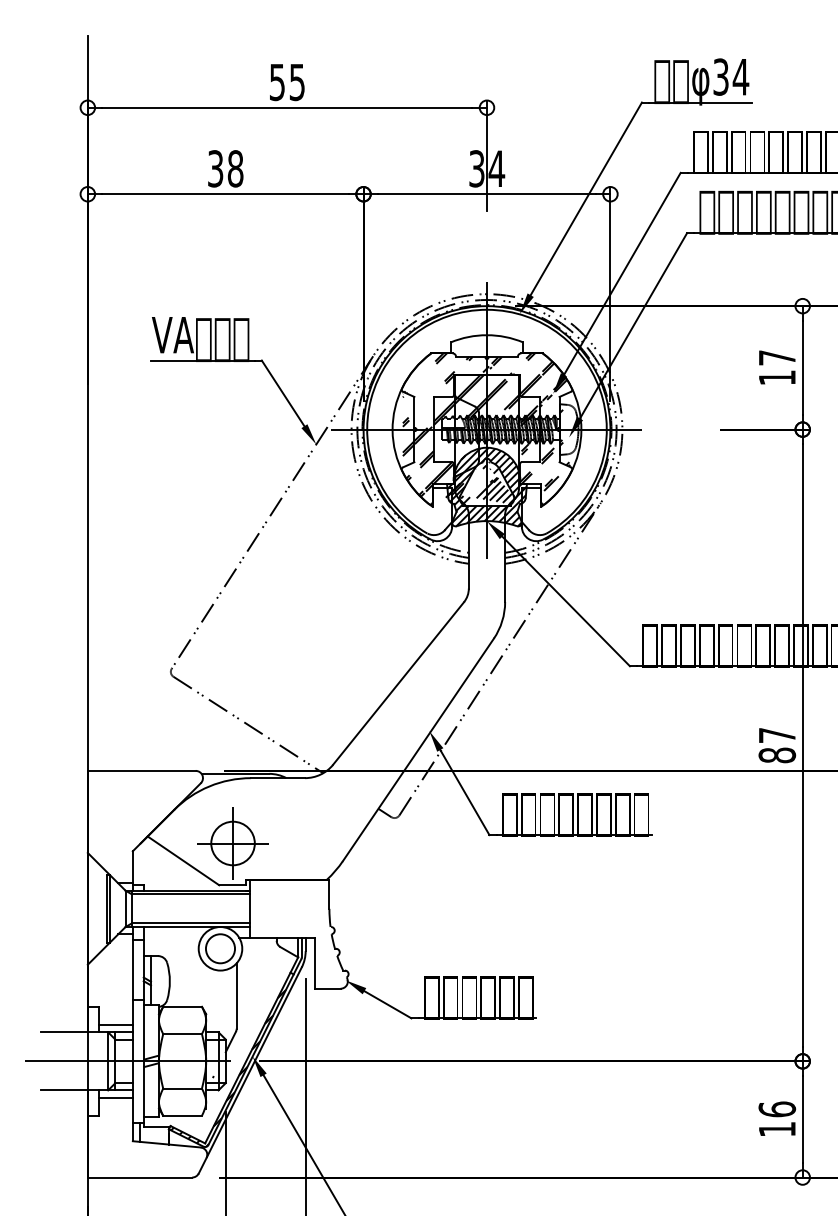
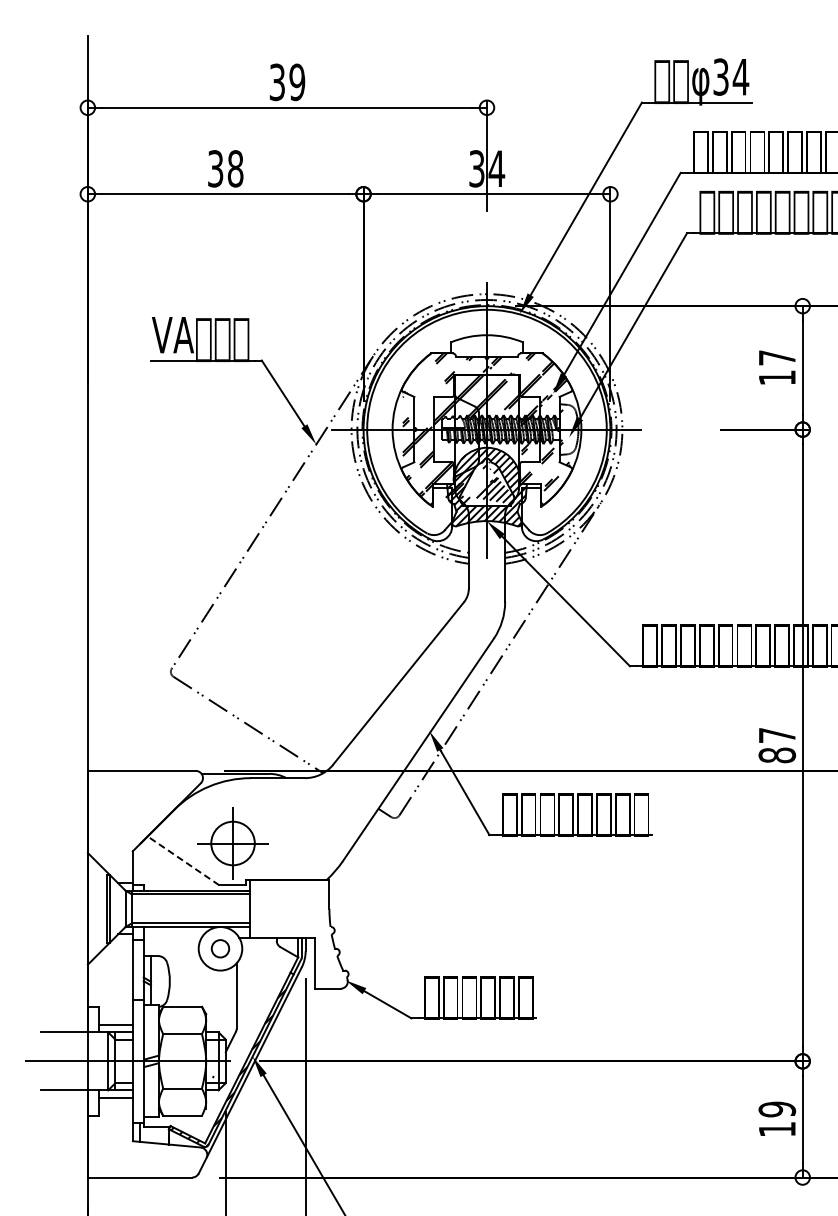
text: 55 -> 39 (287, 81)
line: solid -> dashed (183, 860)
circle diameter: 29 px -> 17 px (220, 948)
text: 16 -> 19 (777, 1109)
